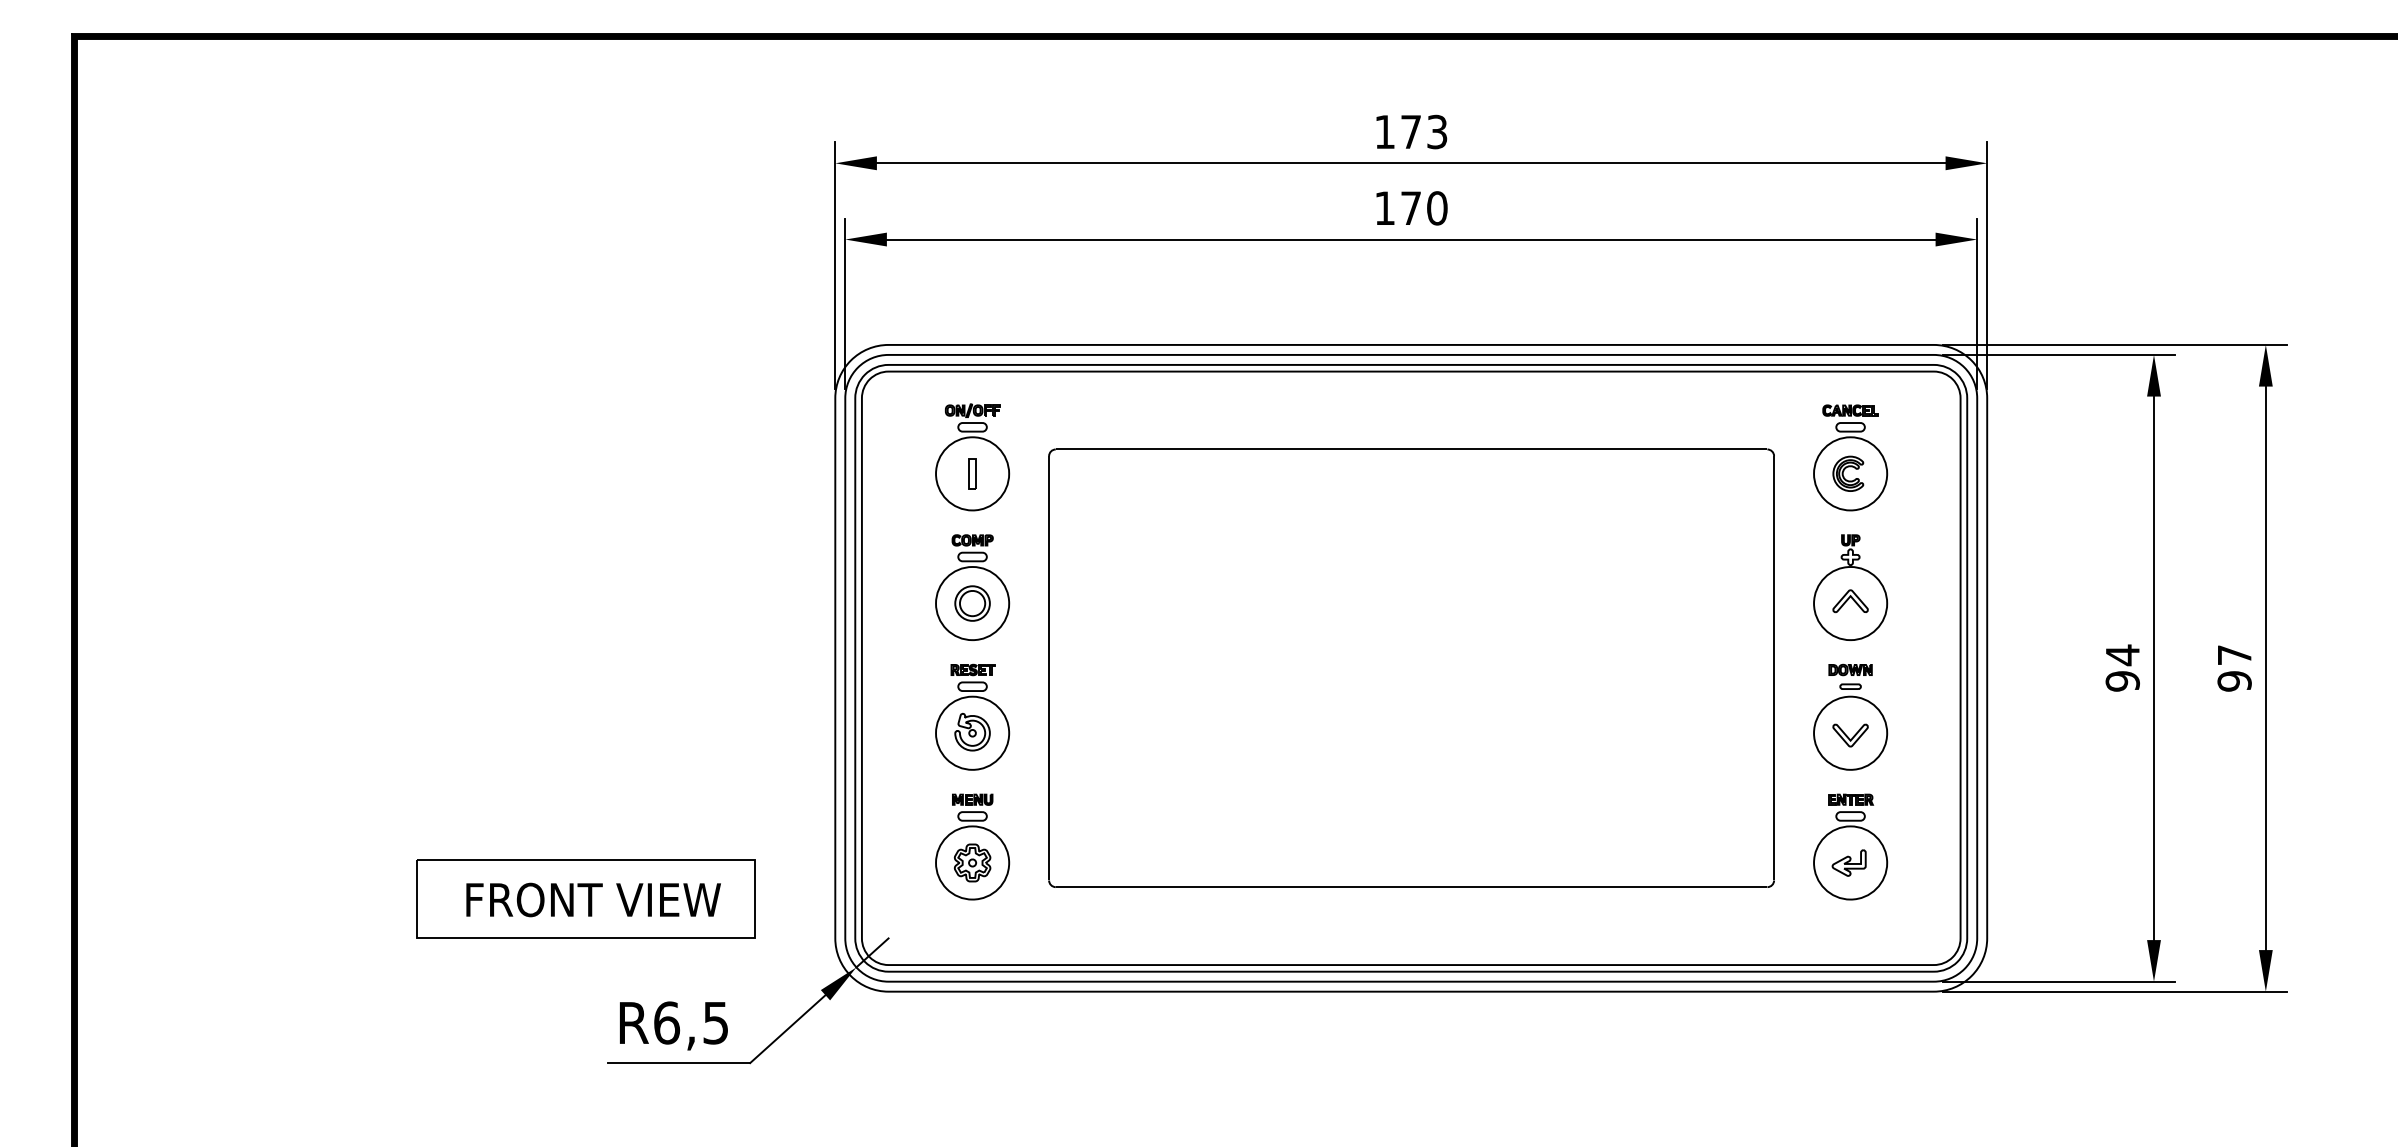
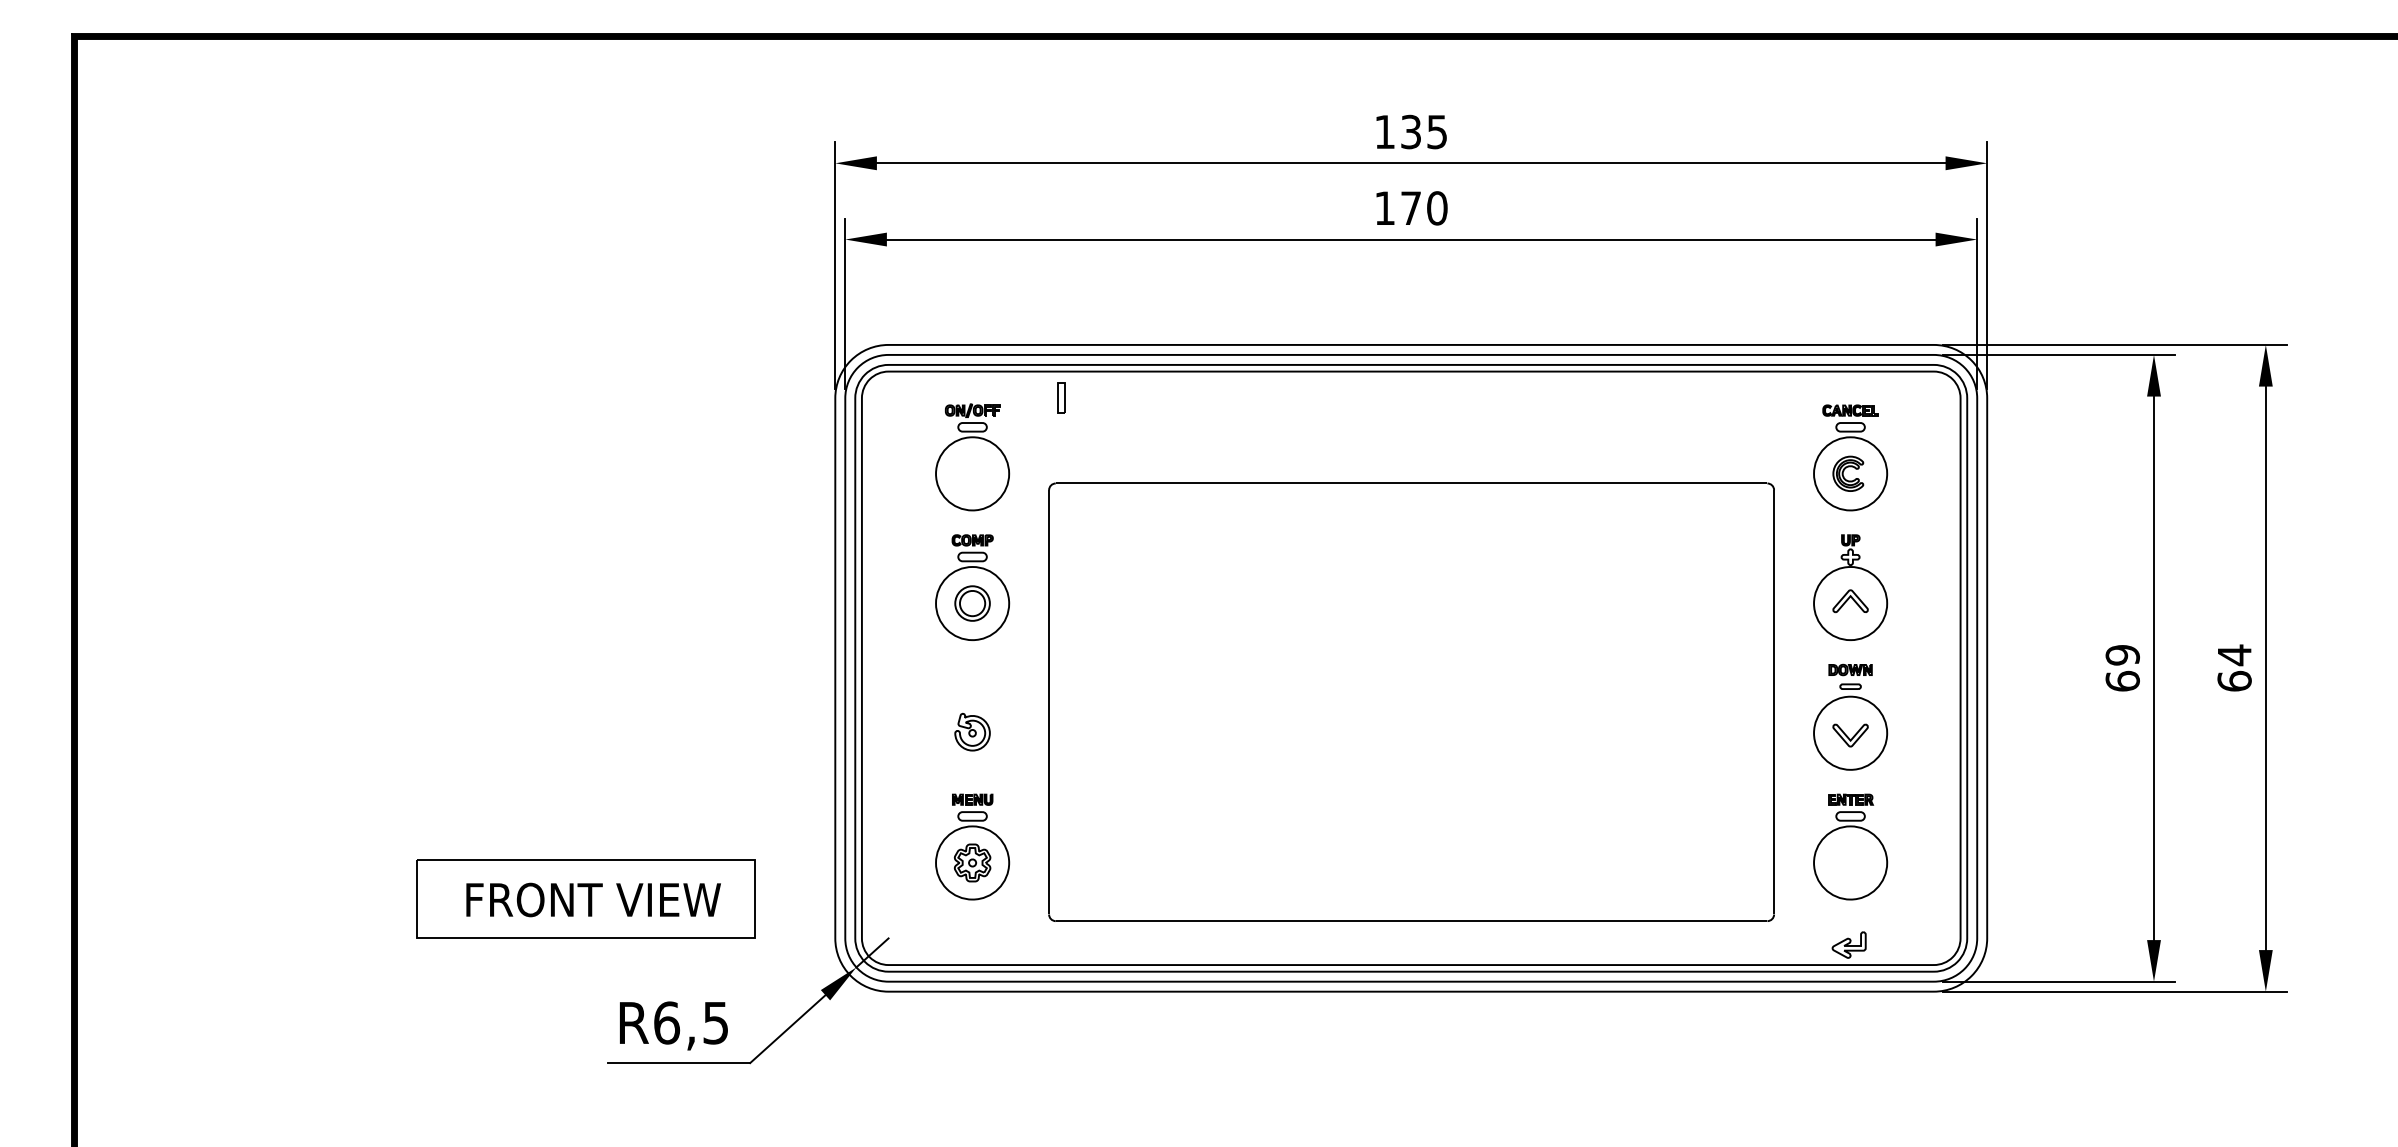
text: 173 -> 135 (1424, 131)
part position: (972, 473) -> (1061, 397) (1061, 397)
part position: (1411, 667) -> (1411, 701) (1411, 701)
text: 94 -> 69 (2122, 667)
text: 97 -> 64 (2234, 667)
part: present -> none (972, 716)
part position: (1848, 862) -> (1848, 944) (1848, 944)
